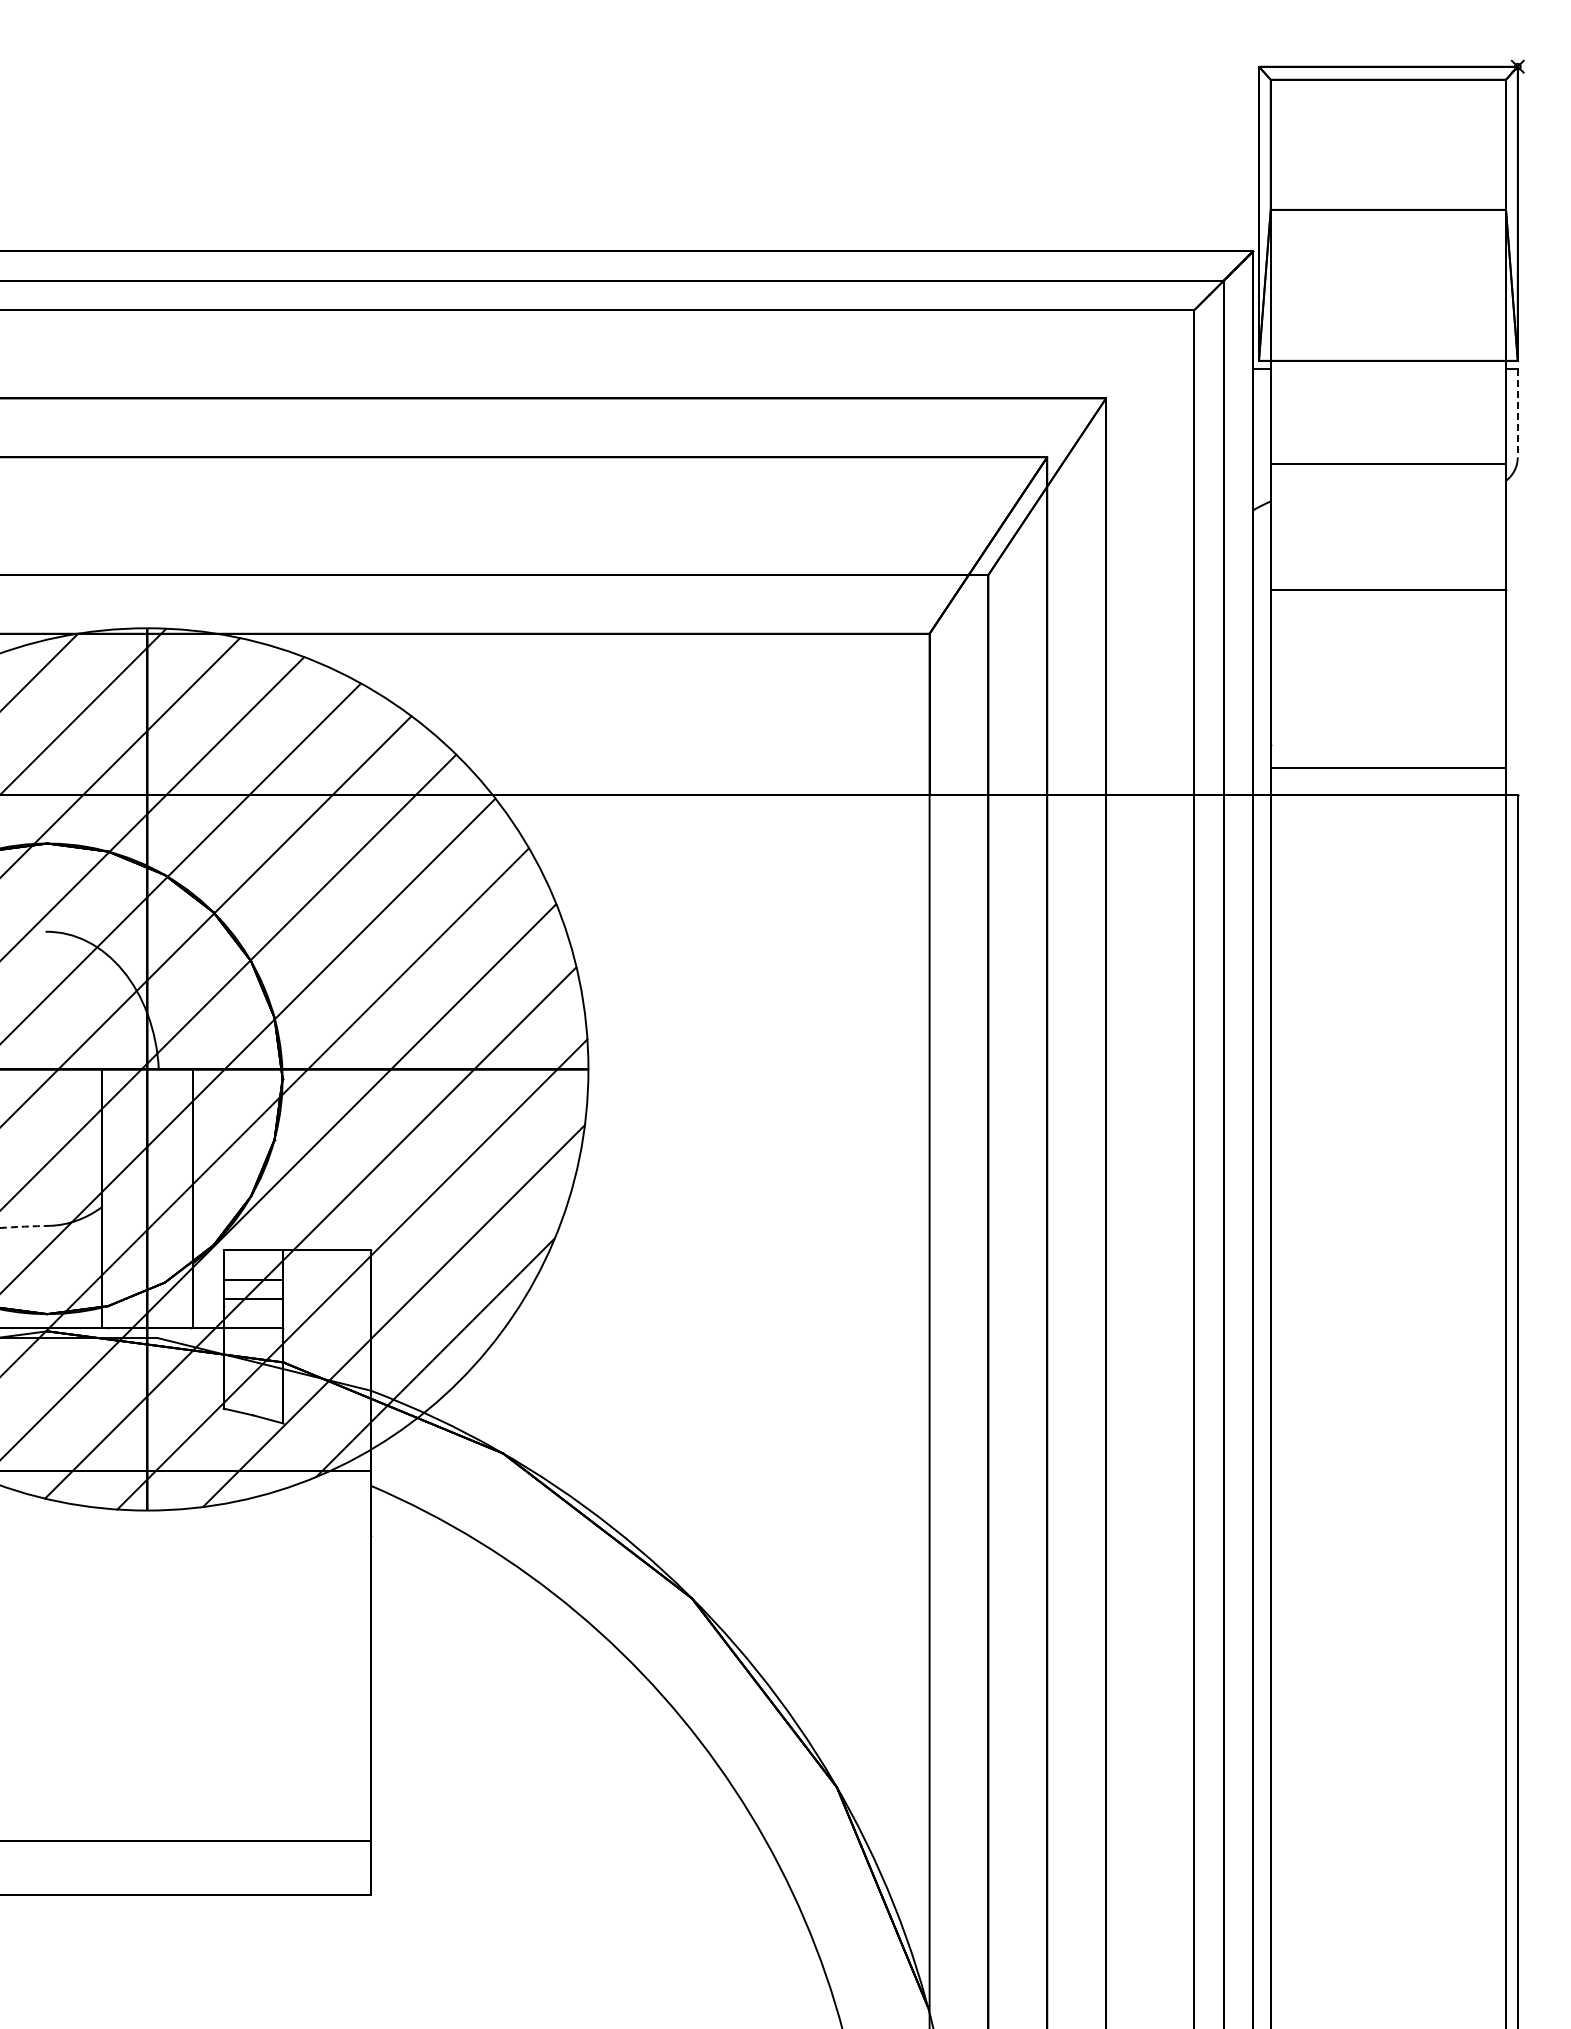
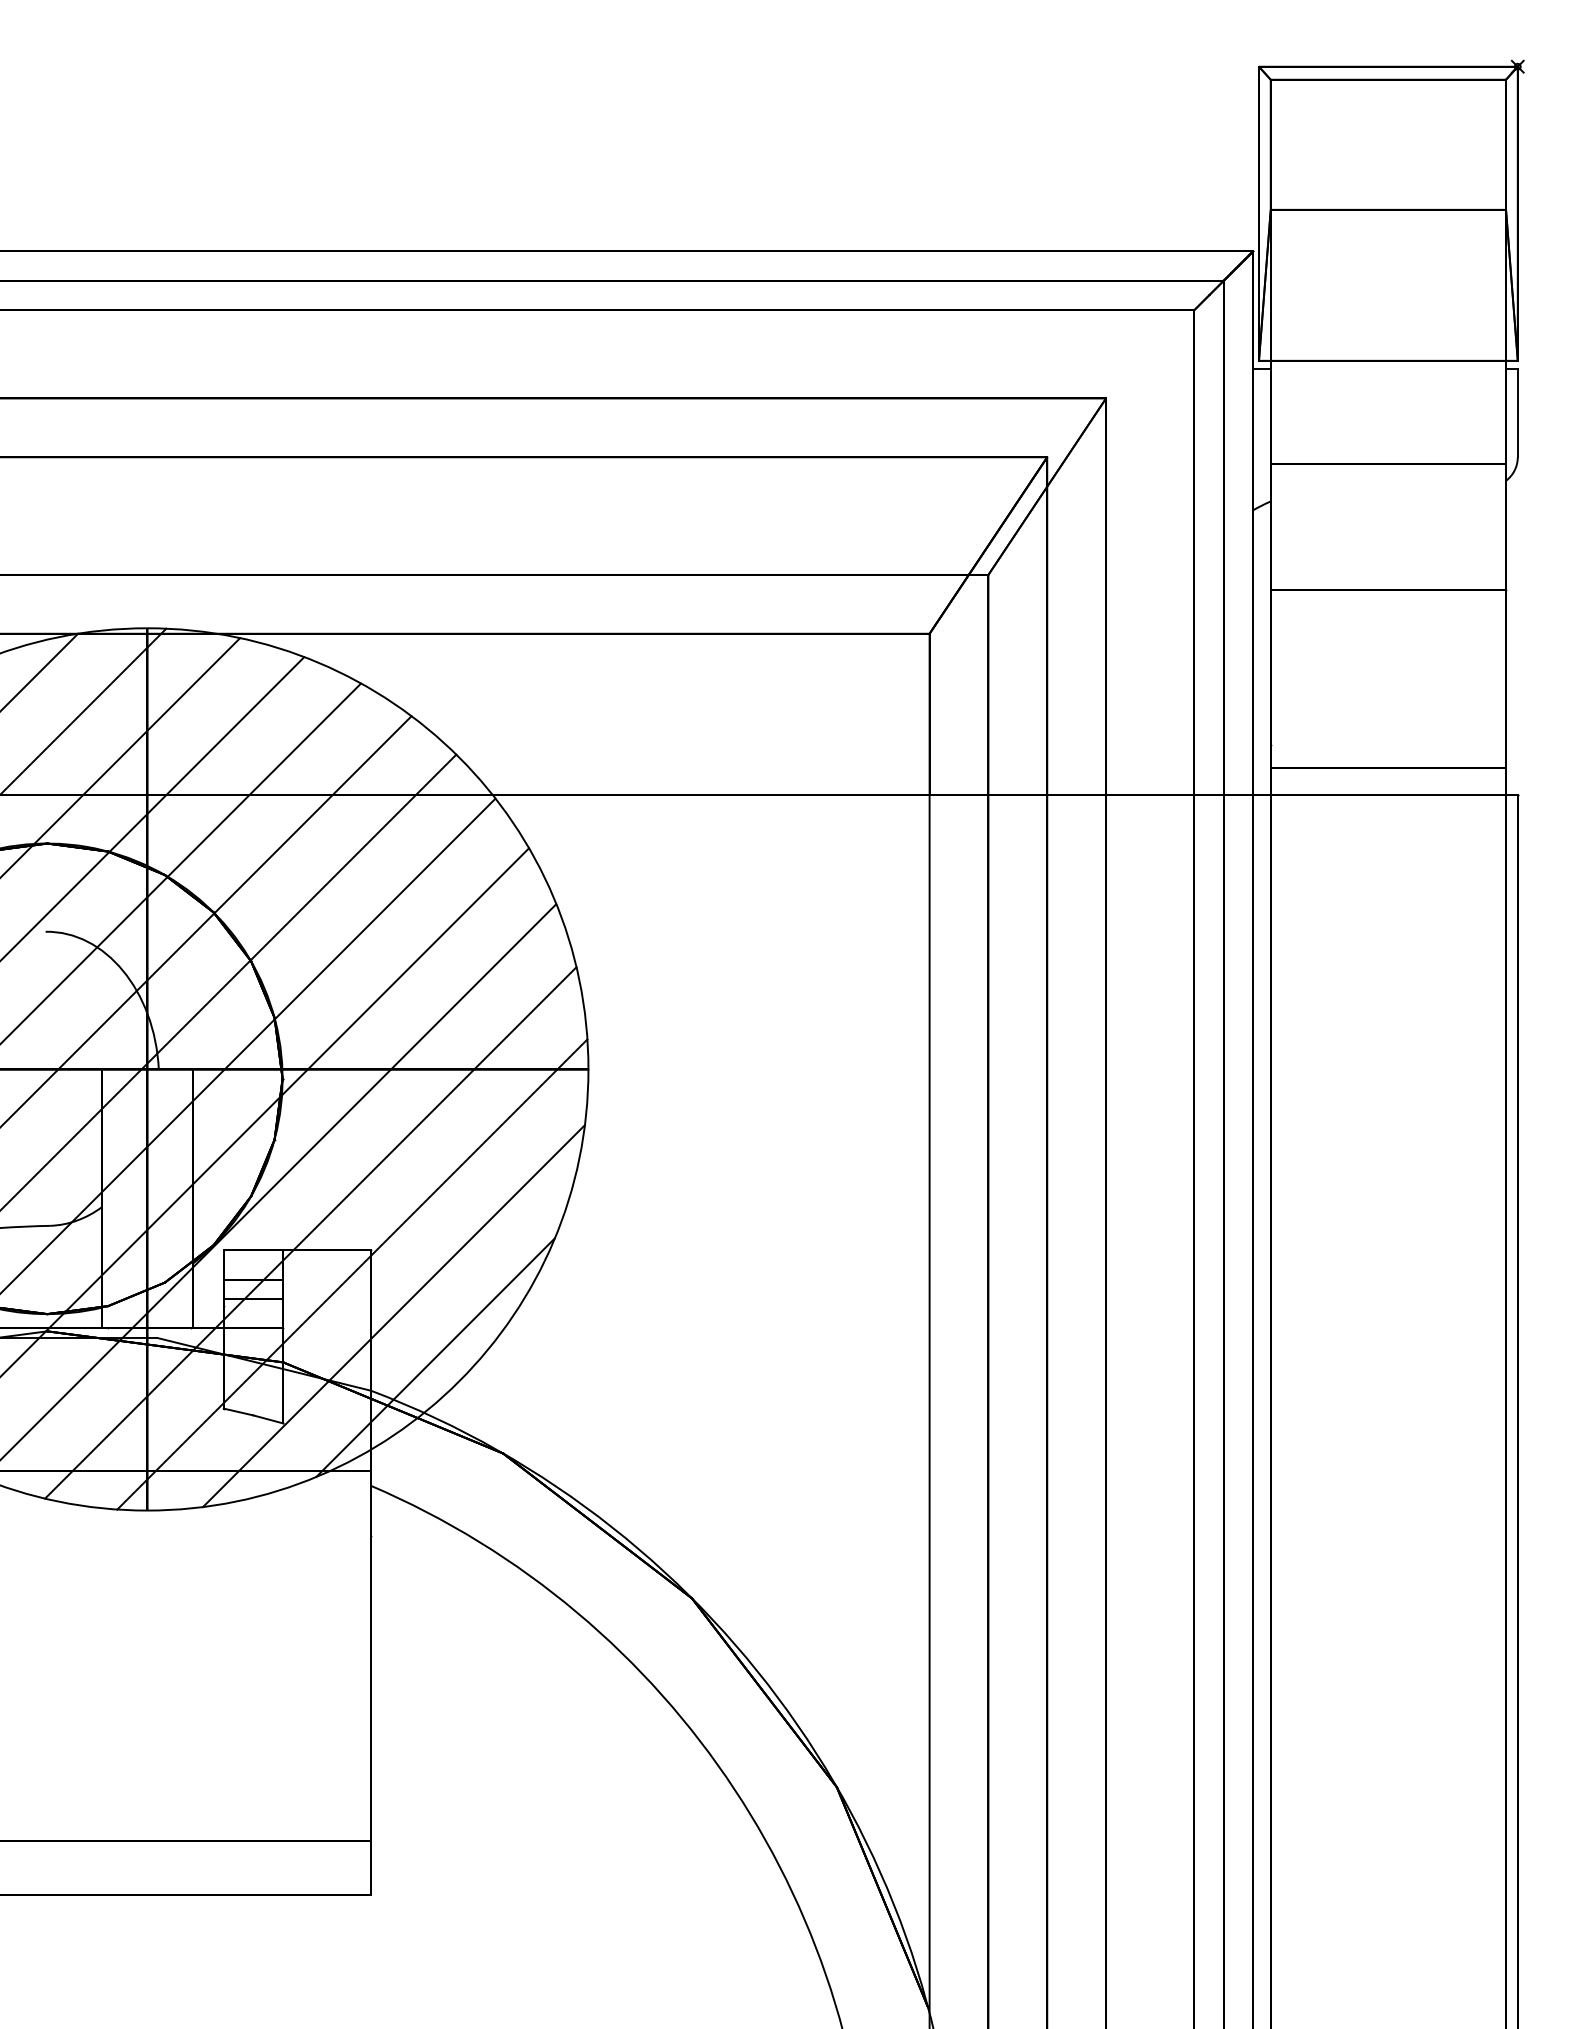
line: dashed -> solid (1517, 413)
arc: dashed -> solid (24, 1226)
